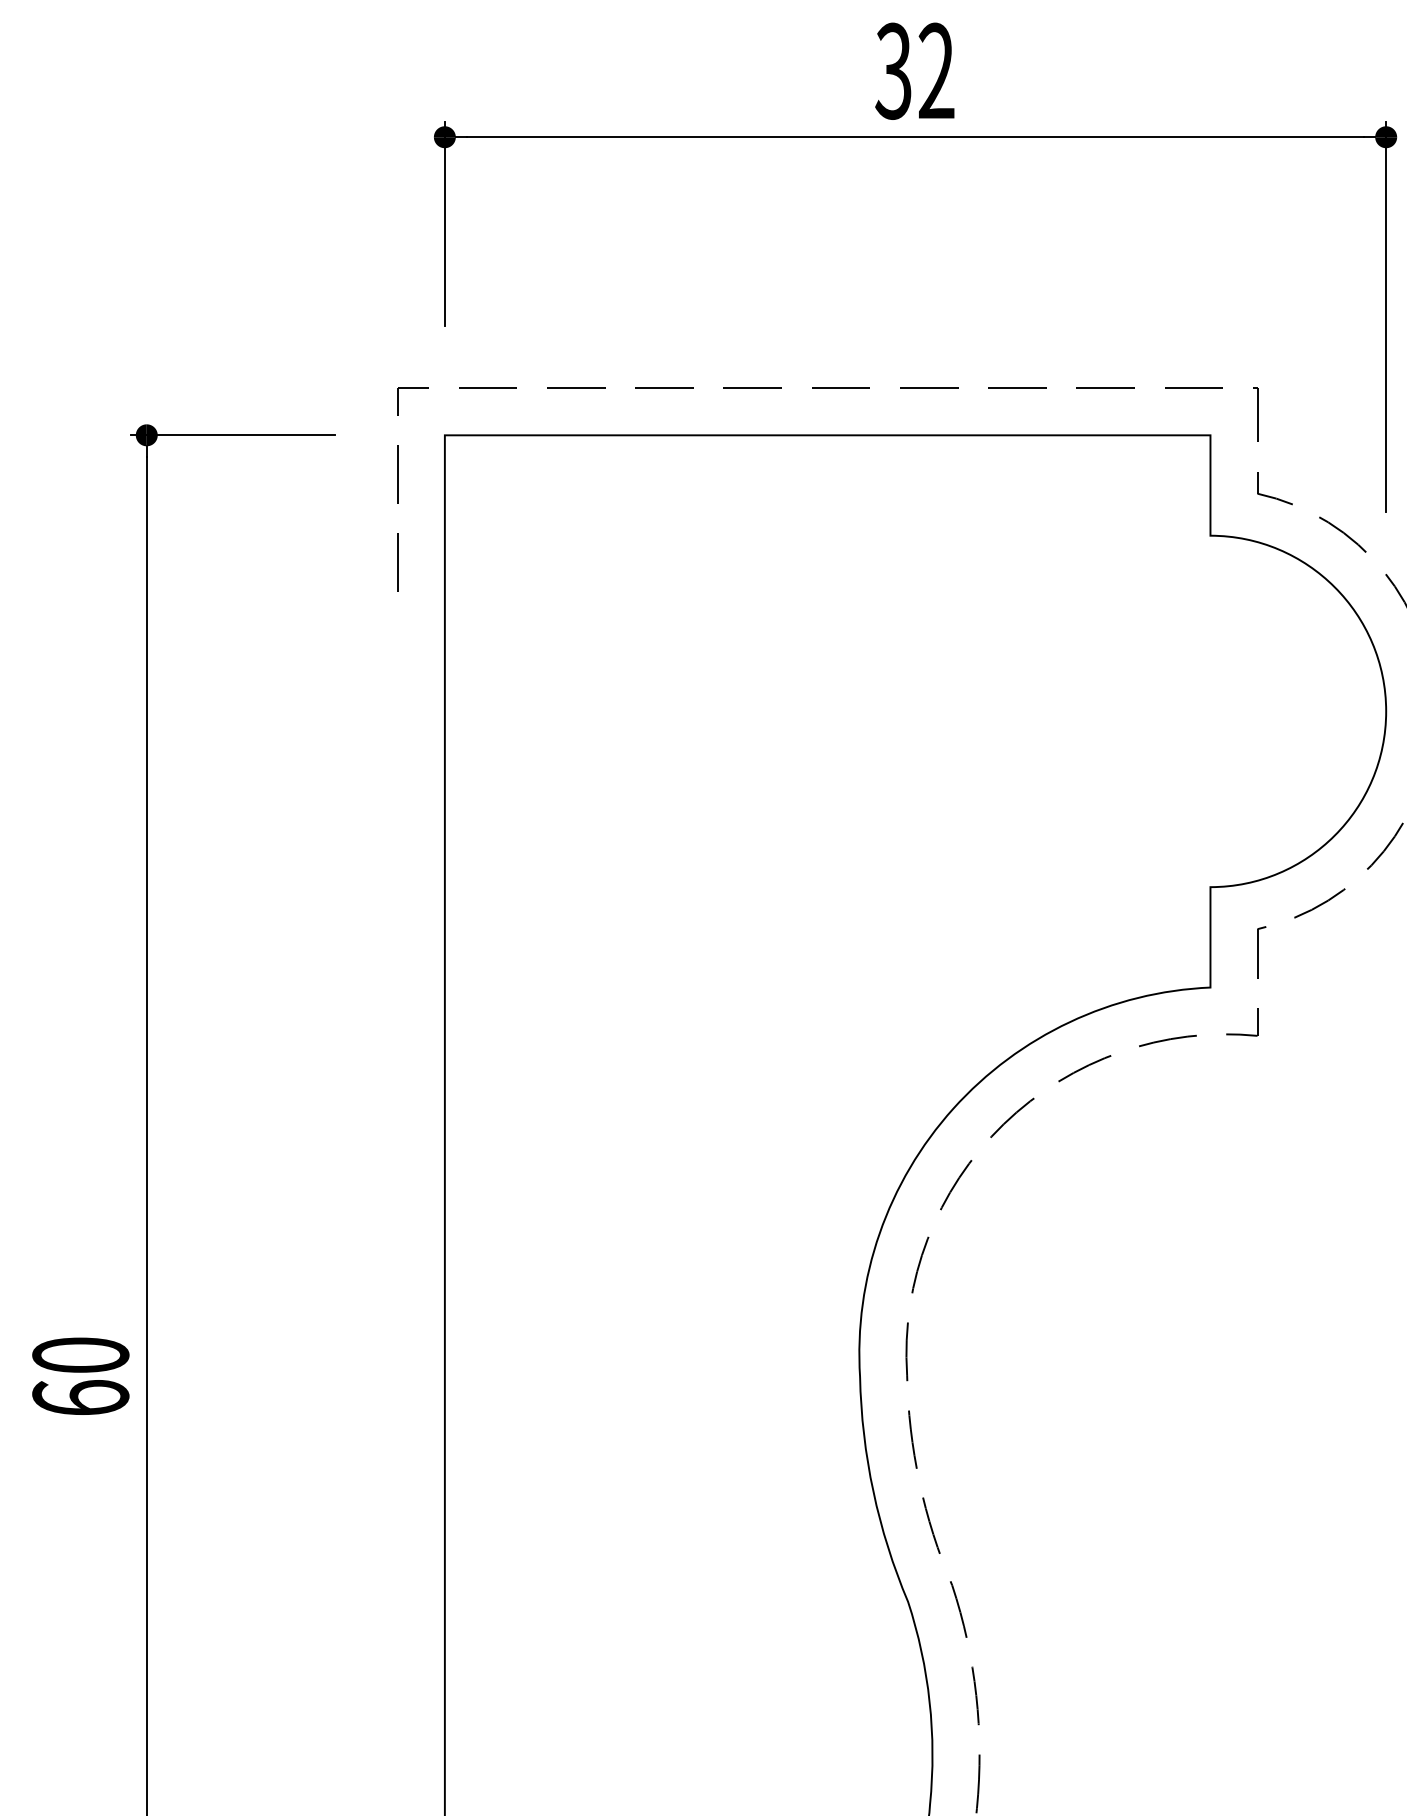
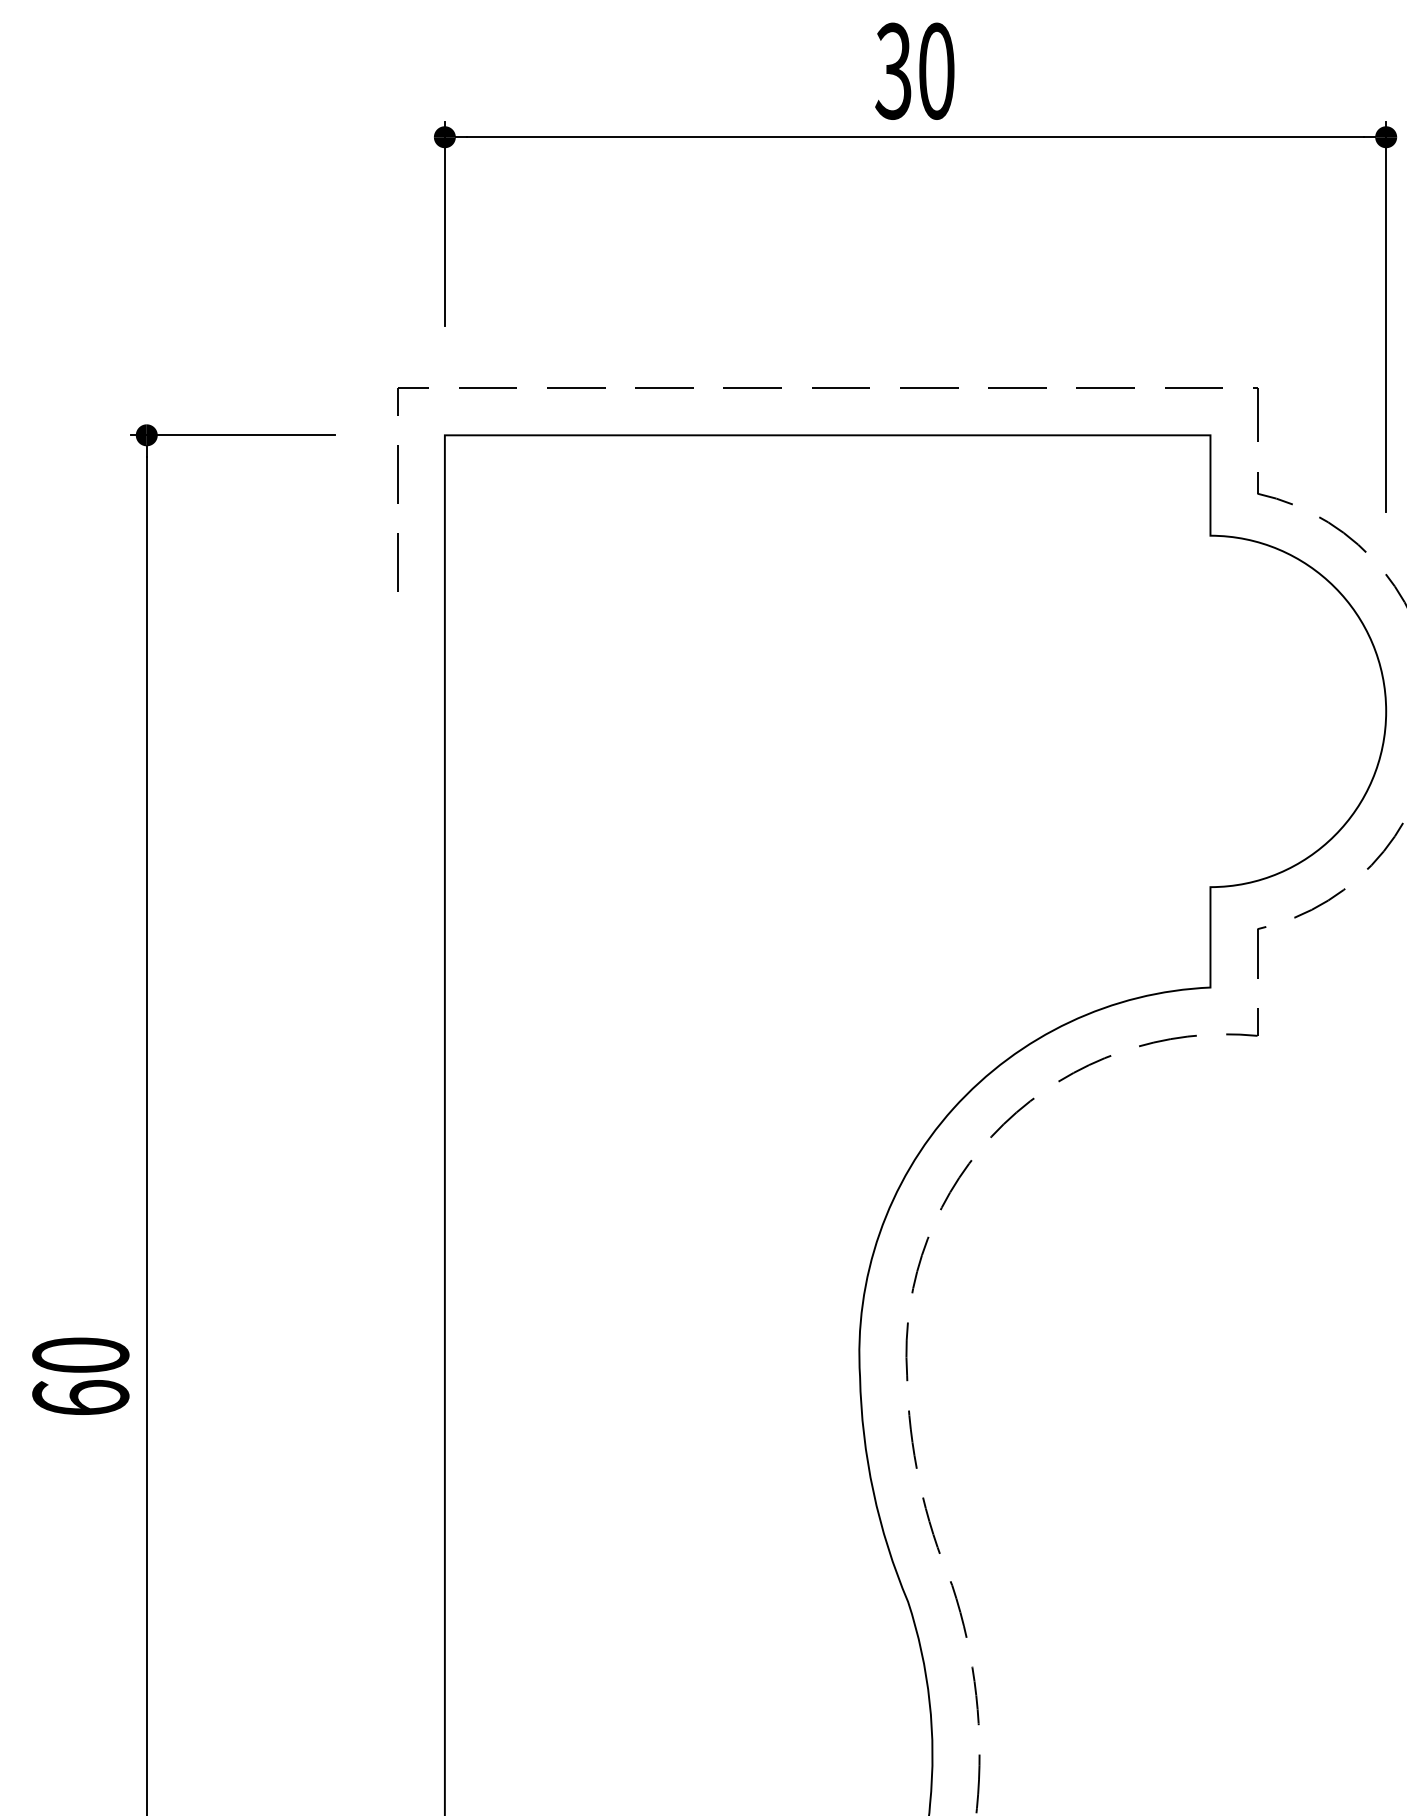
text: 32 -> 30 (936, 70)
